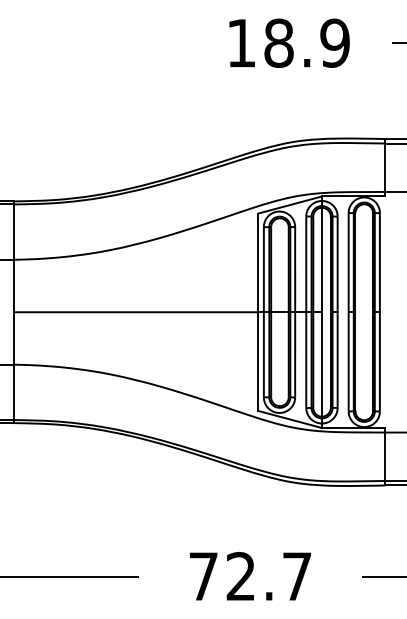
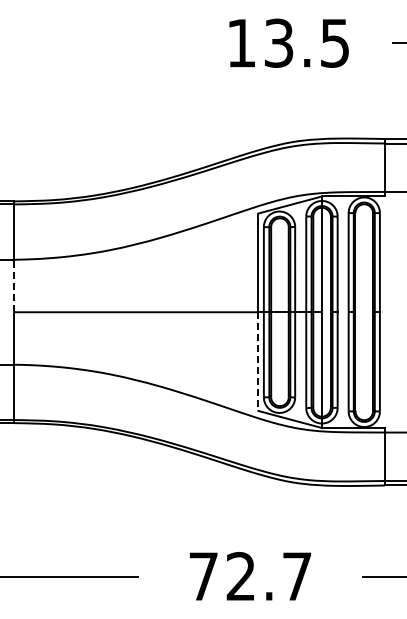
text: 18.9 -> 13.5 (306, 42)
line: solid -> dashed (13, 285)
line: solid -> dashed (258, 362)
